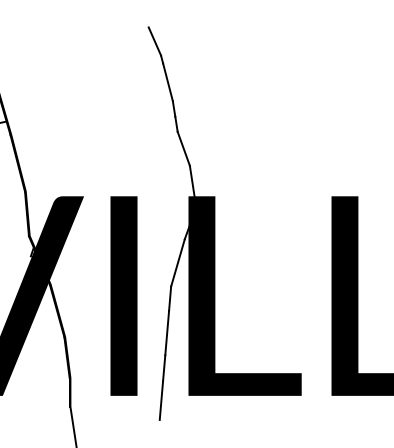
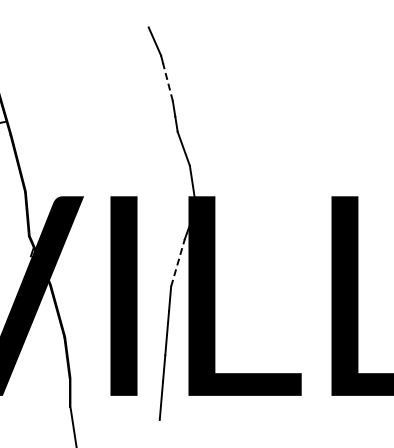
line: solid -> dashed (167, 81)
line: solid -> dashed (177, 262)
